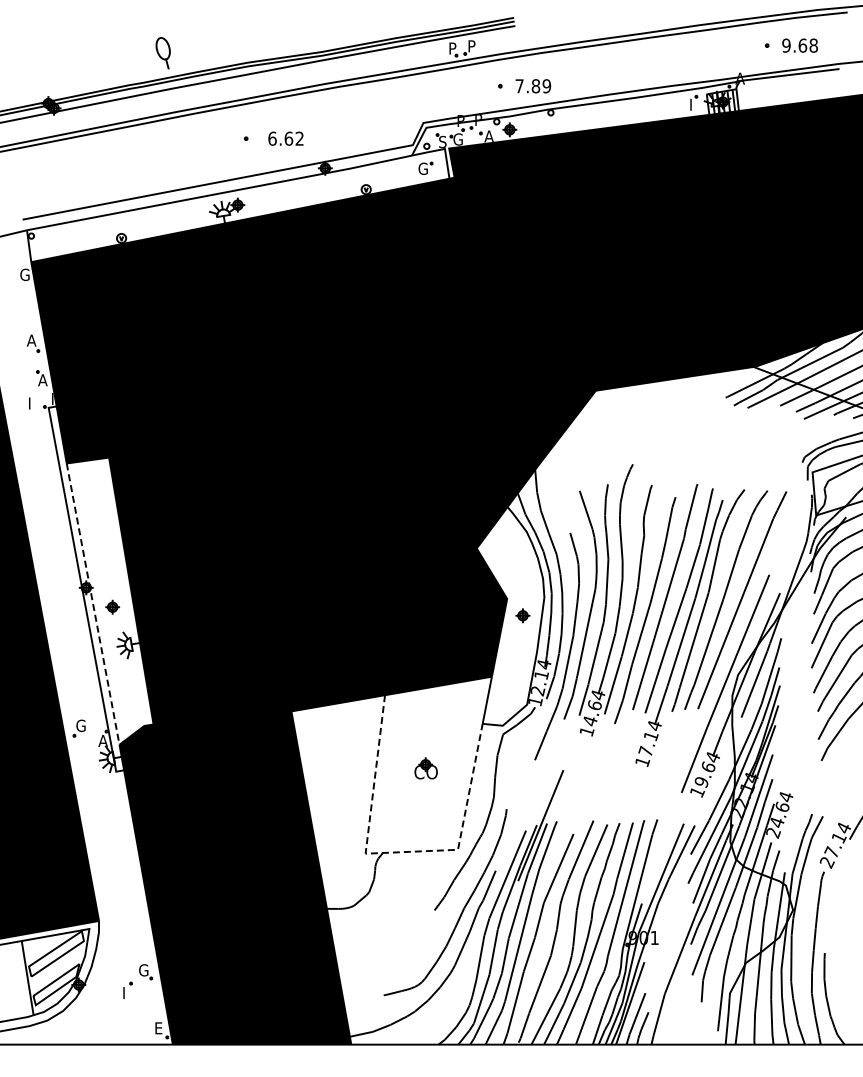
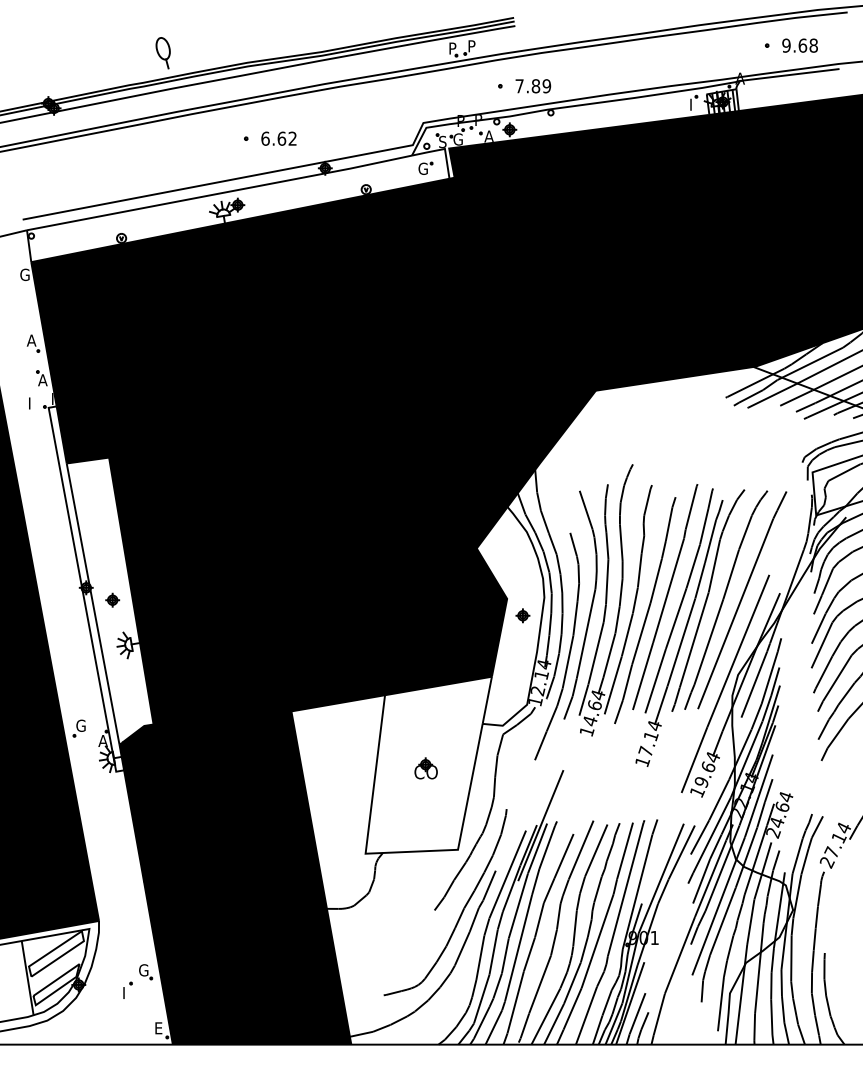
text position: (285, 138) -> (278, 138) (278, 138)
line: dashed -> solid (93, 604)
part position: (112, 606) -> (112, 599) (112, 599)
line: dashed -> solid (396, 852)
